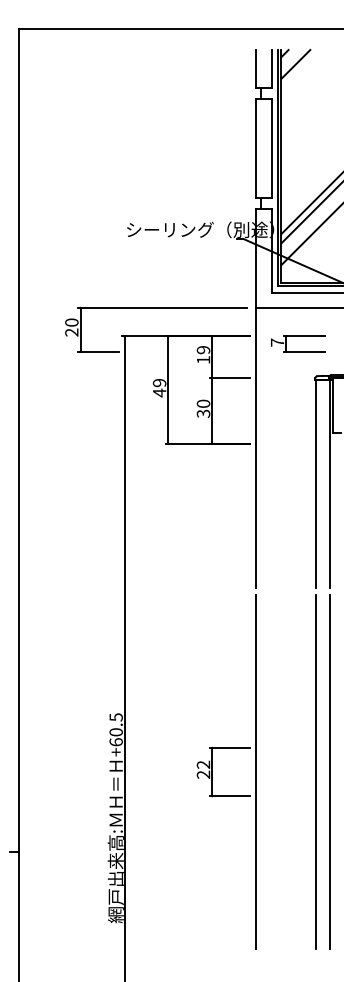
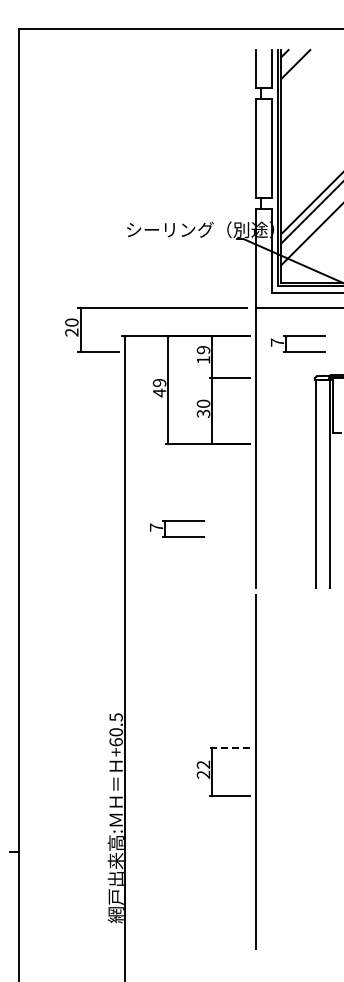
part: none -> present (177, 521)
line: solid -> dashed (229, 747)
line: present -> none (315, 771)
line: present -> none (330, 771)
